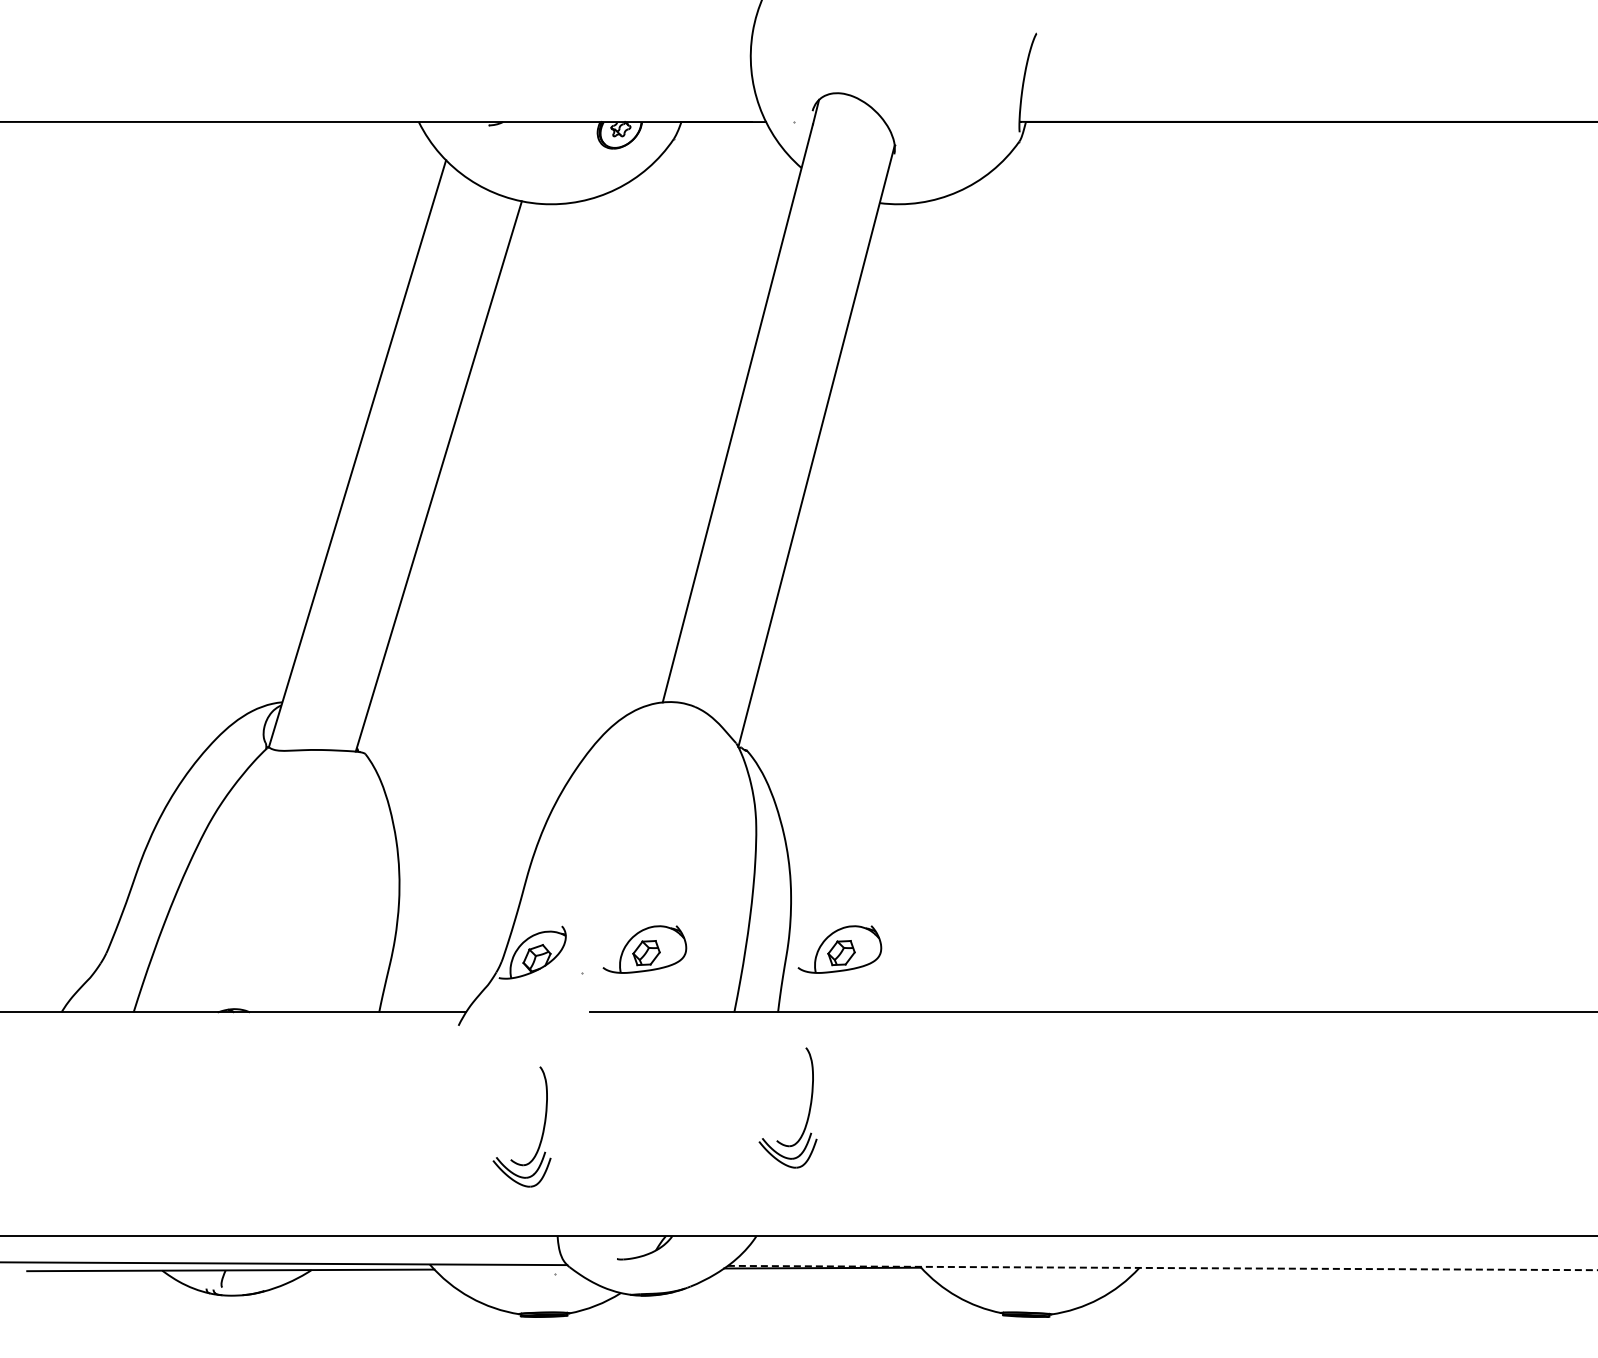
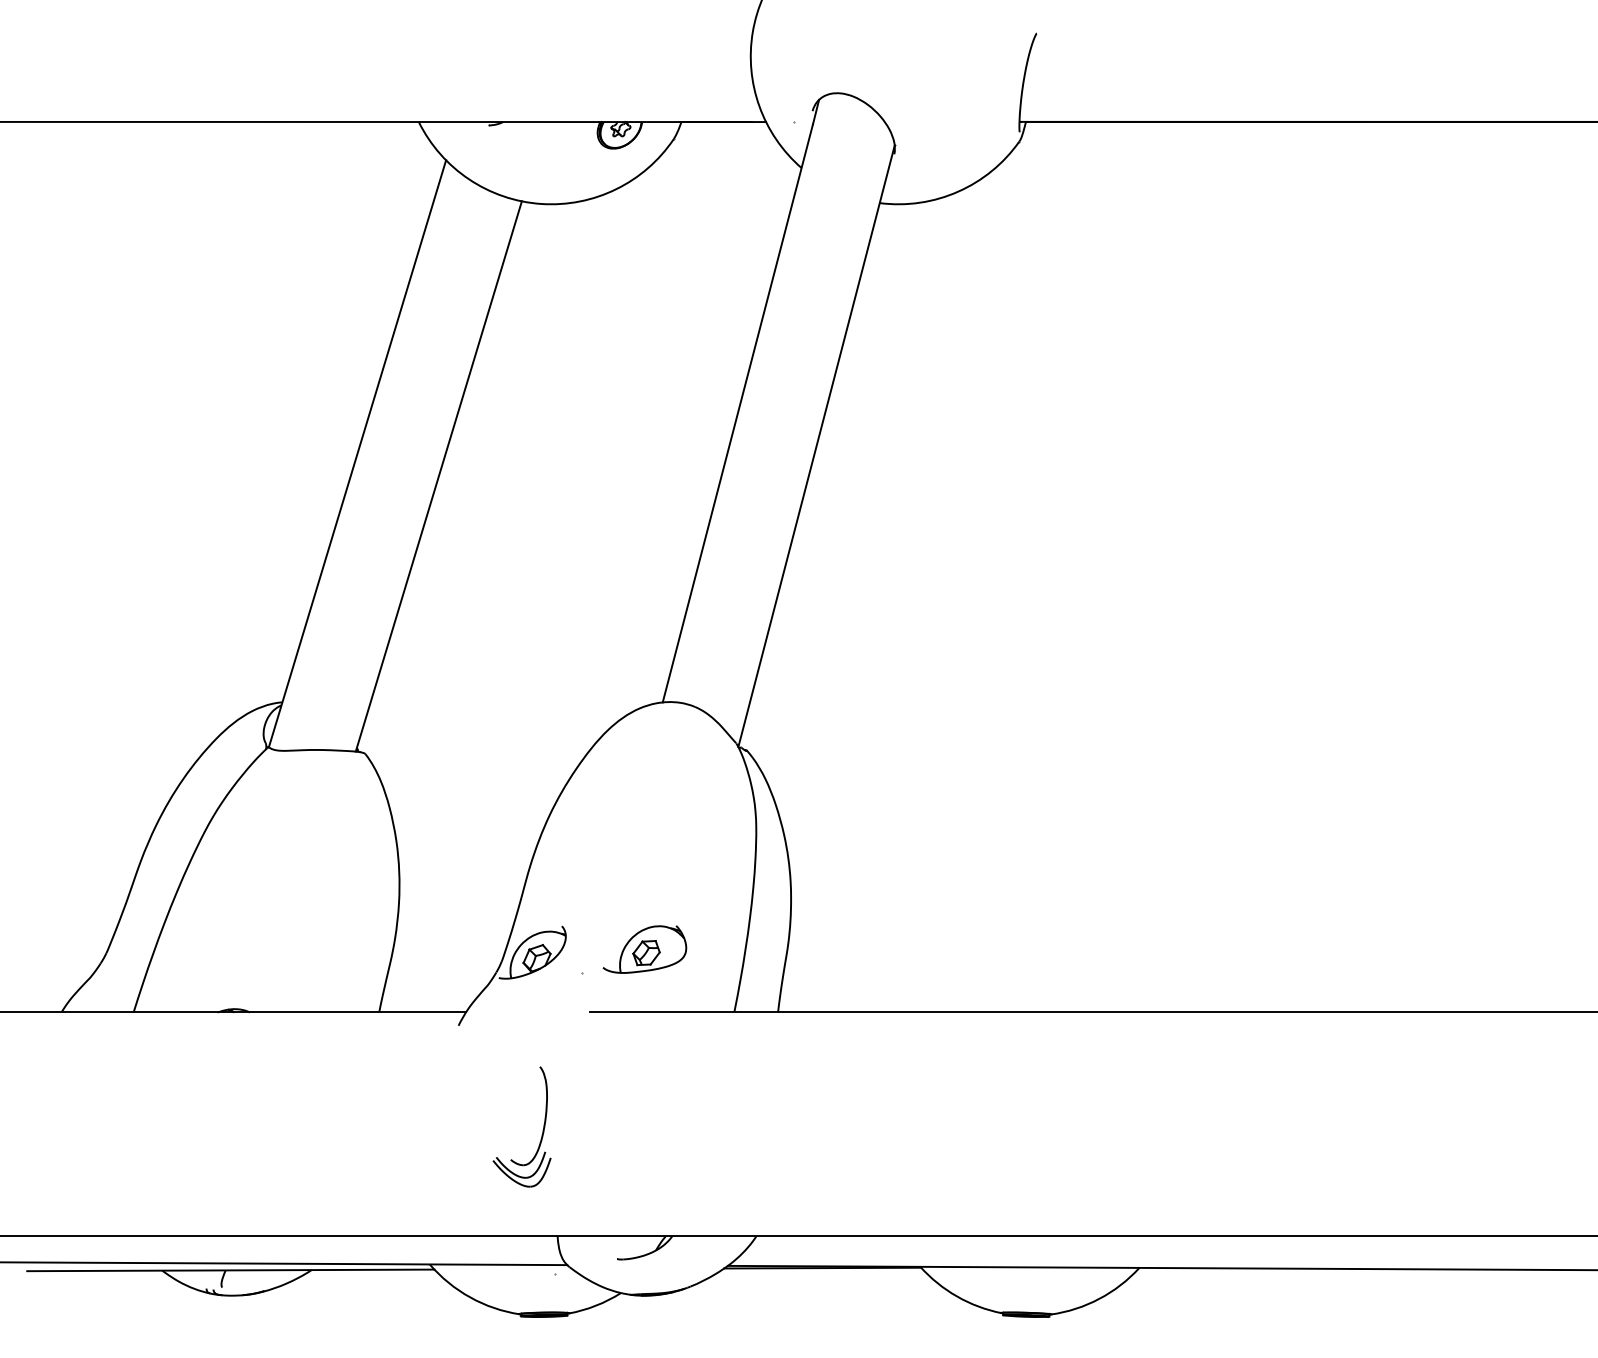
part: present -> none (839, 949)
part: present -> none (808, 1111)
line: dashed -> solid (1162, 1268)
